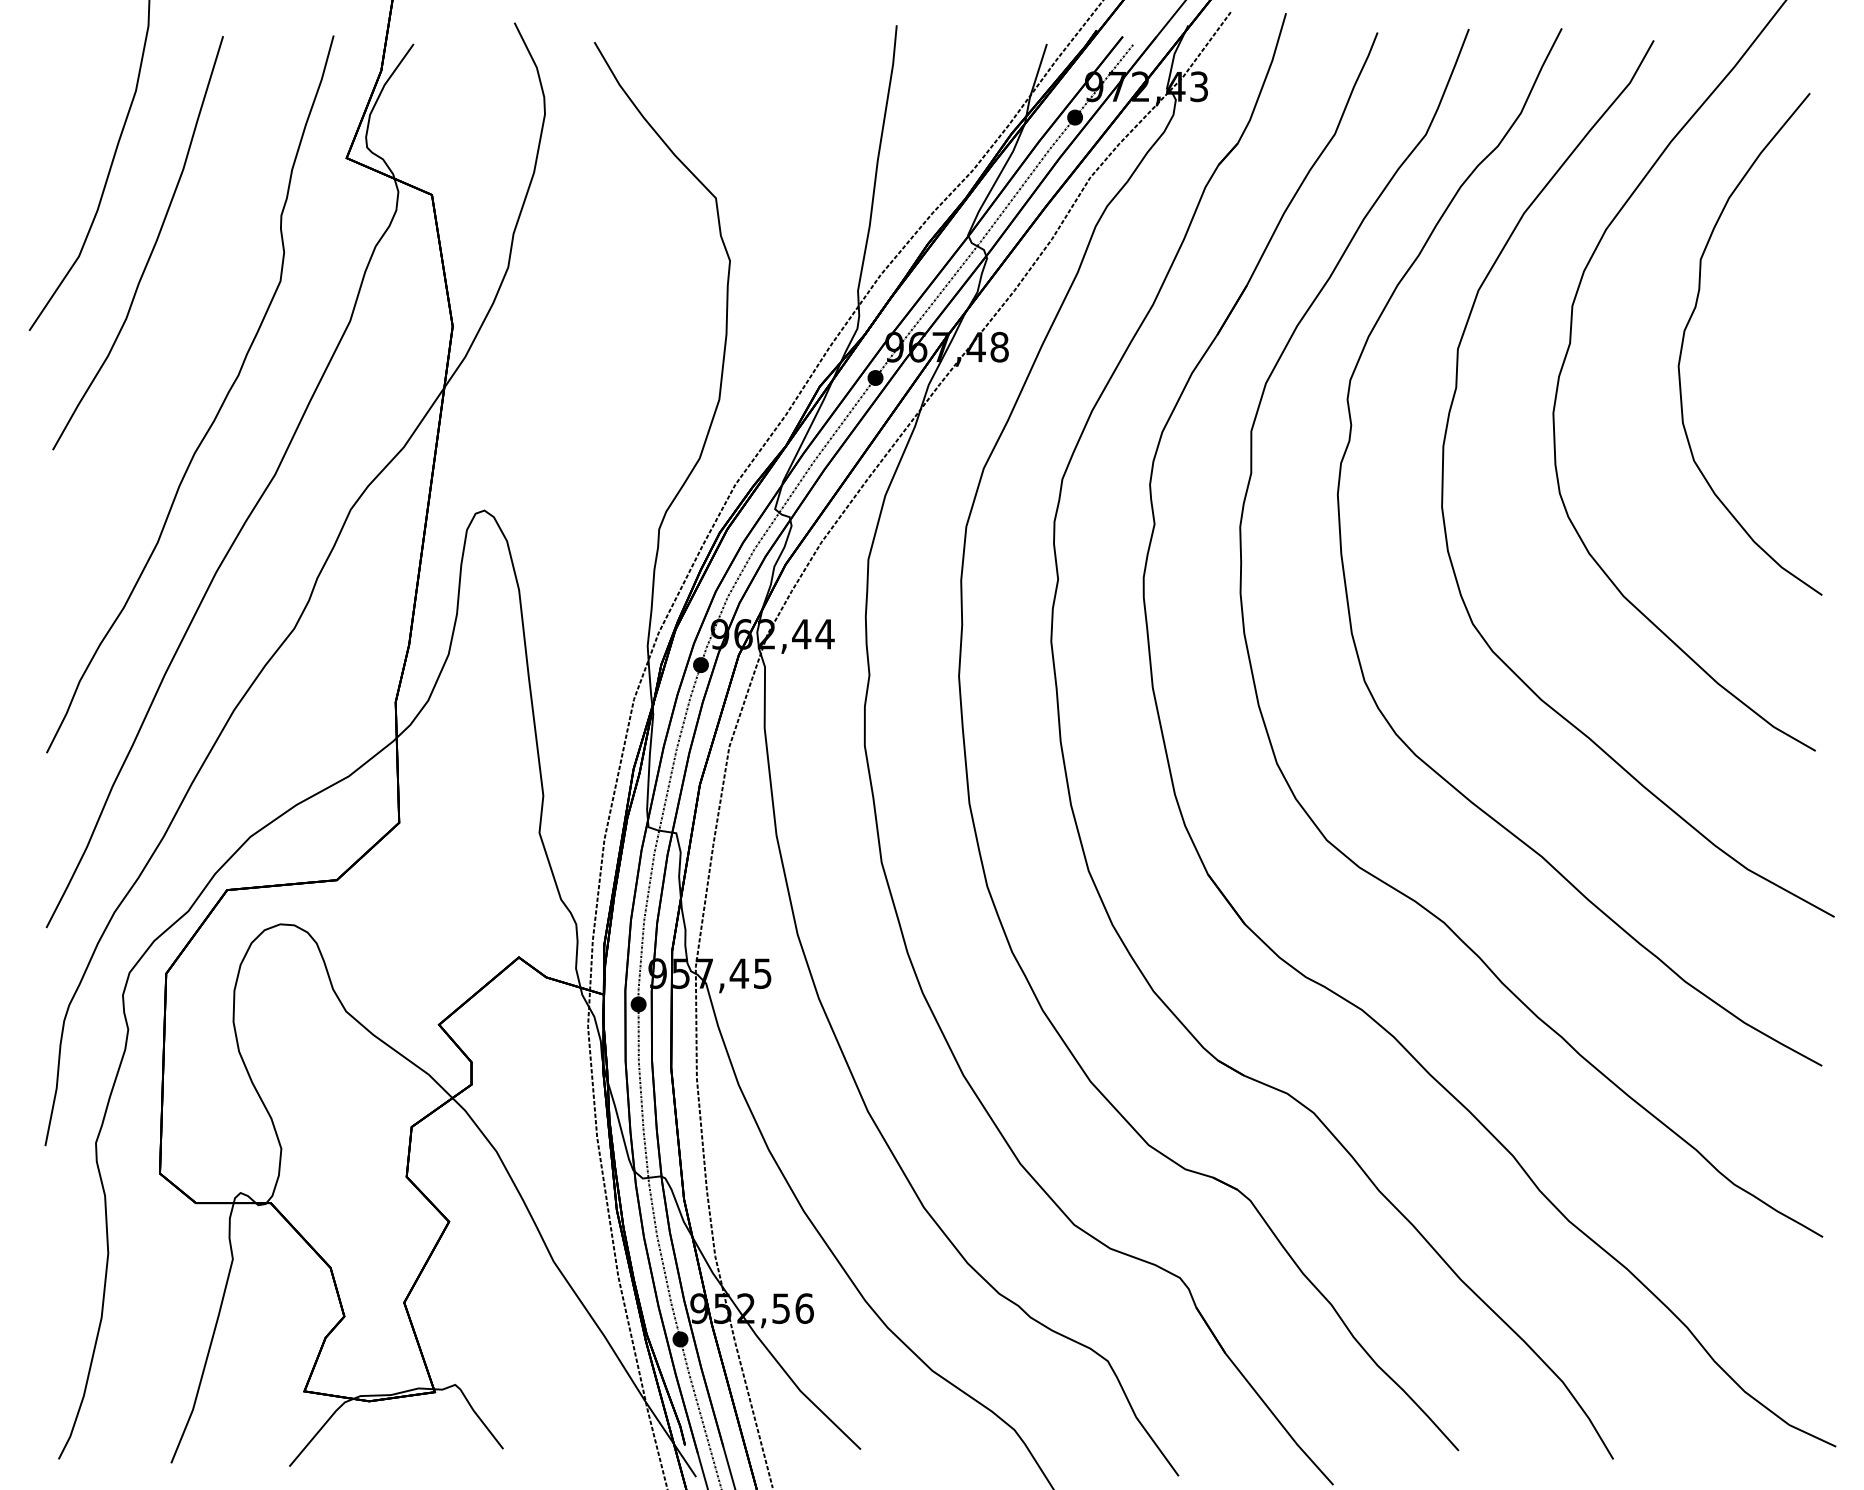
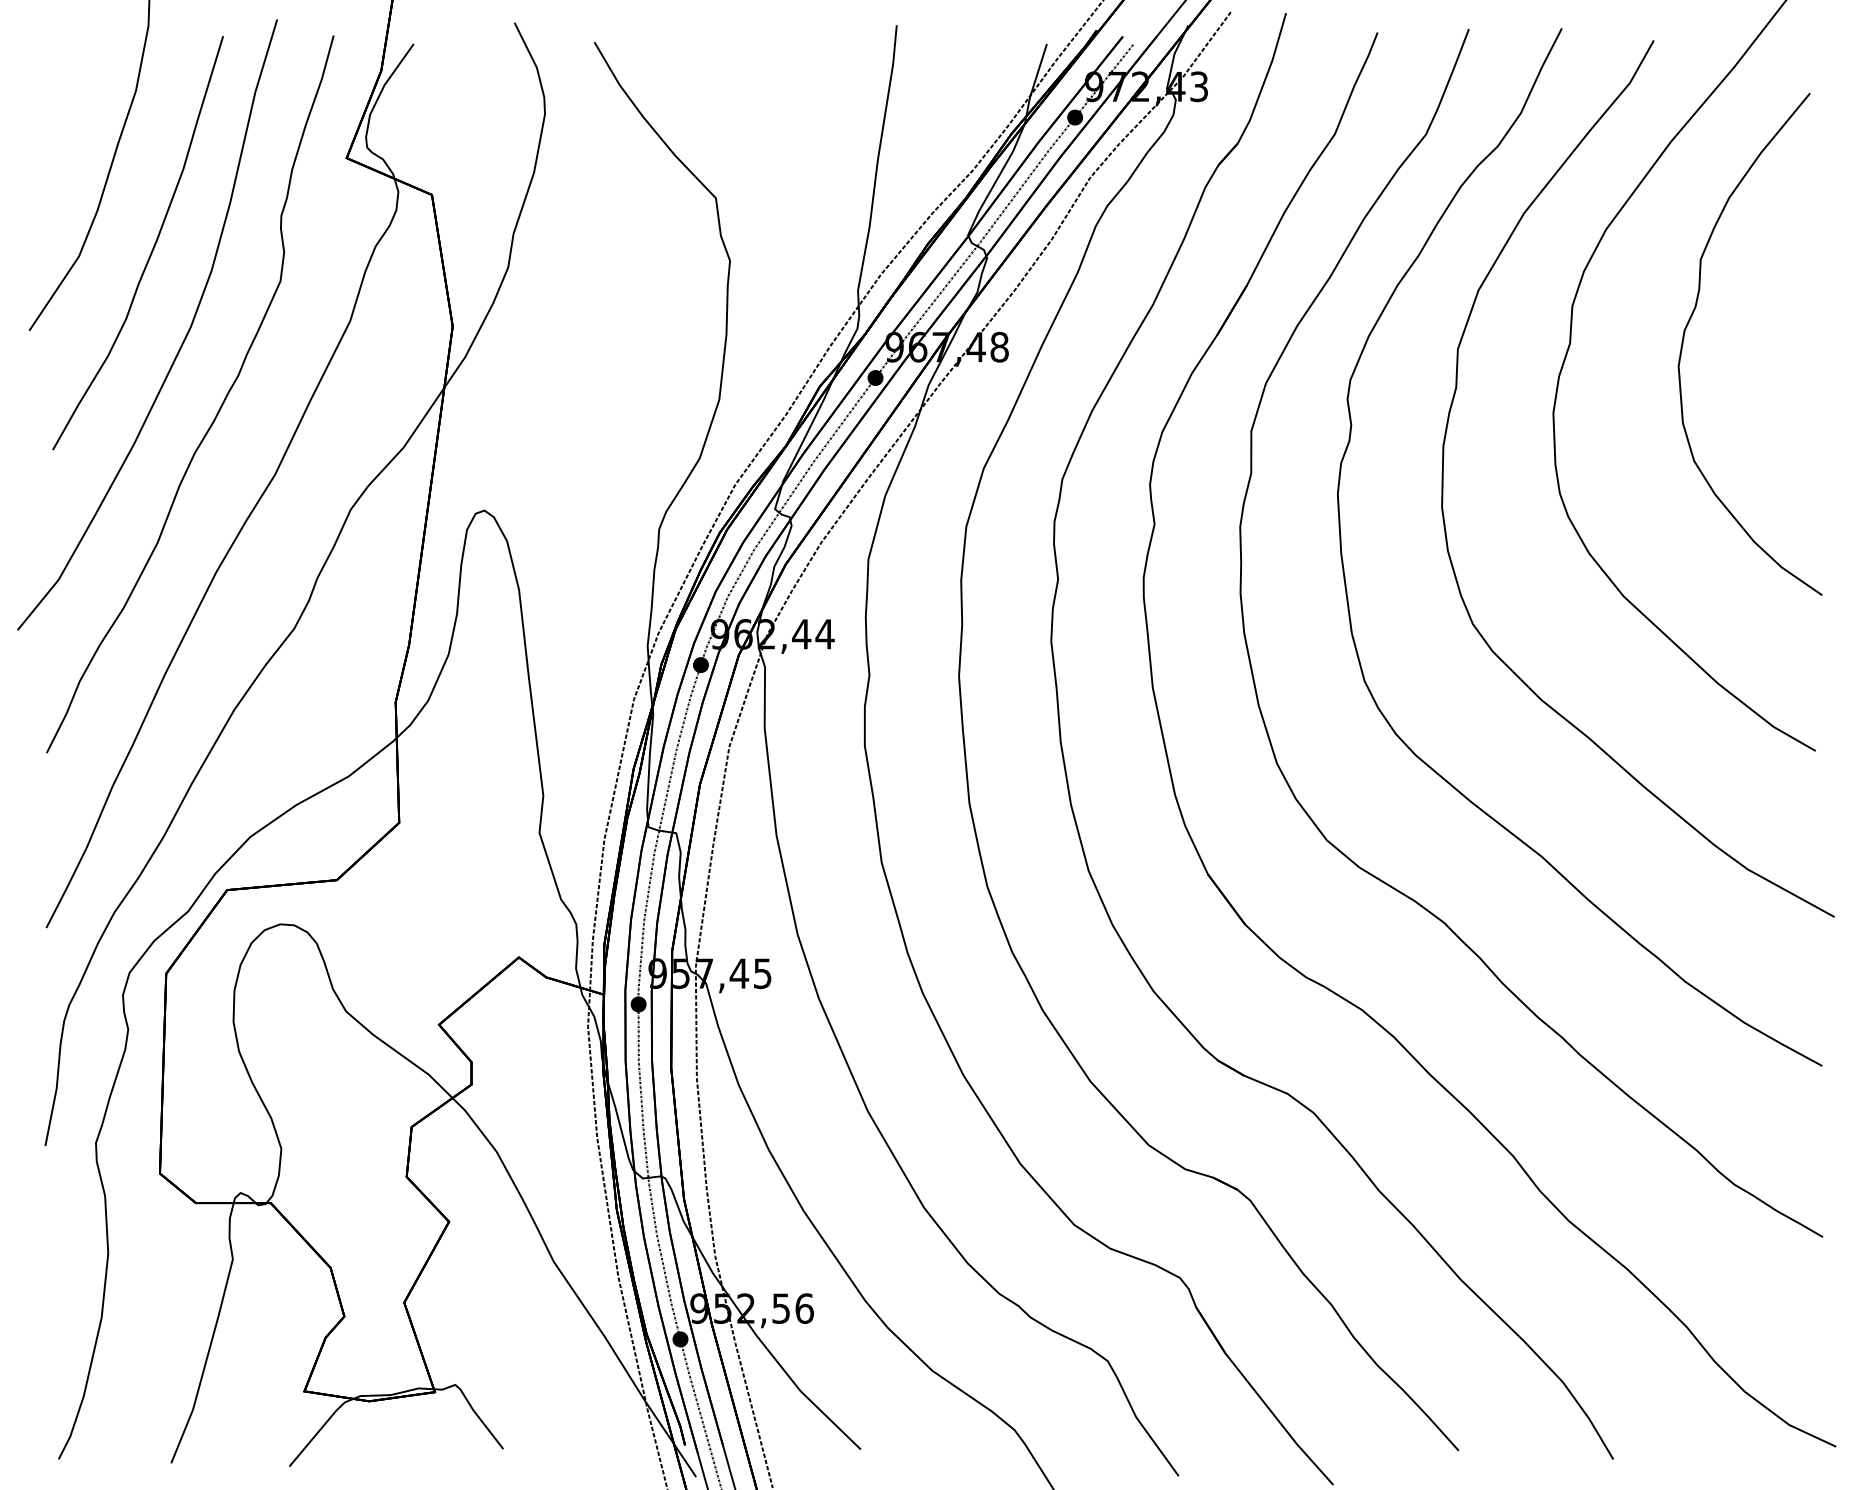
curve: none -> present (182, 341)
